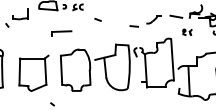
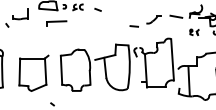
line position: (97, 19) -> (97, 9) (97, 9)
part position: (187, 32) -> (194, 32) (194, 32)
part position: (61, 33) -> (56, 23) (56, 23)
